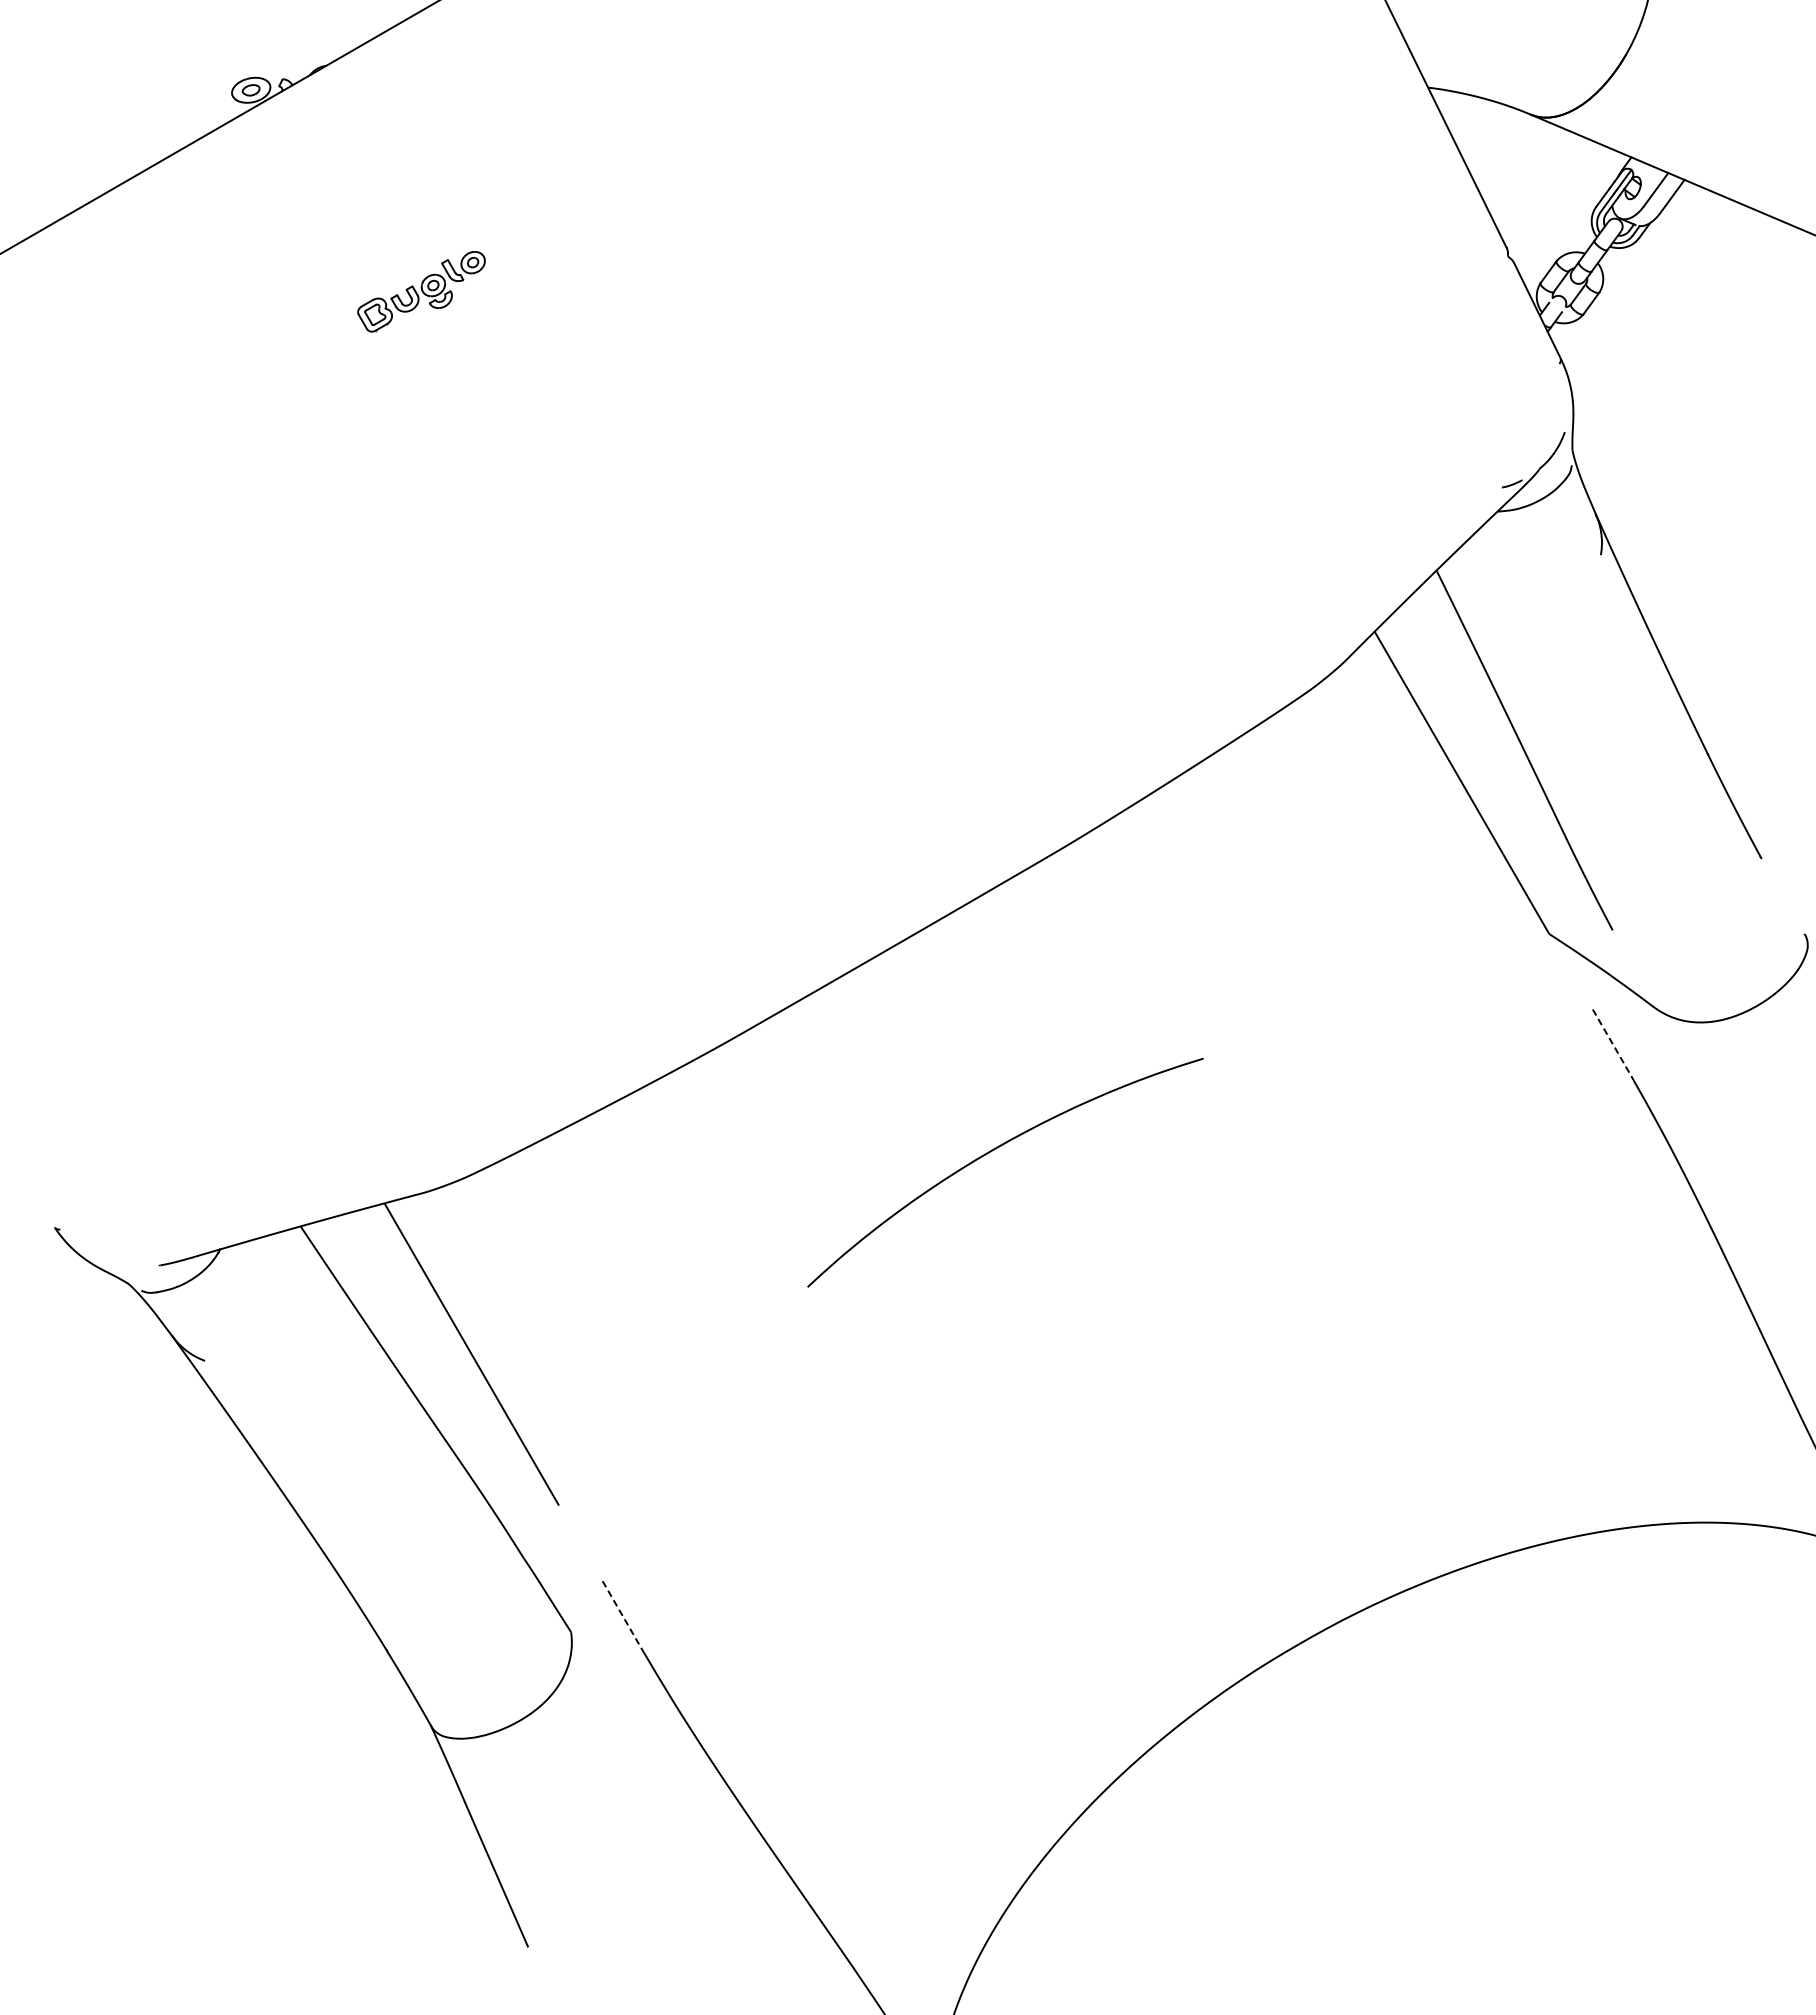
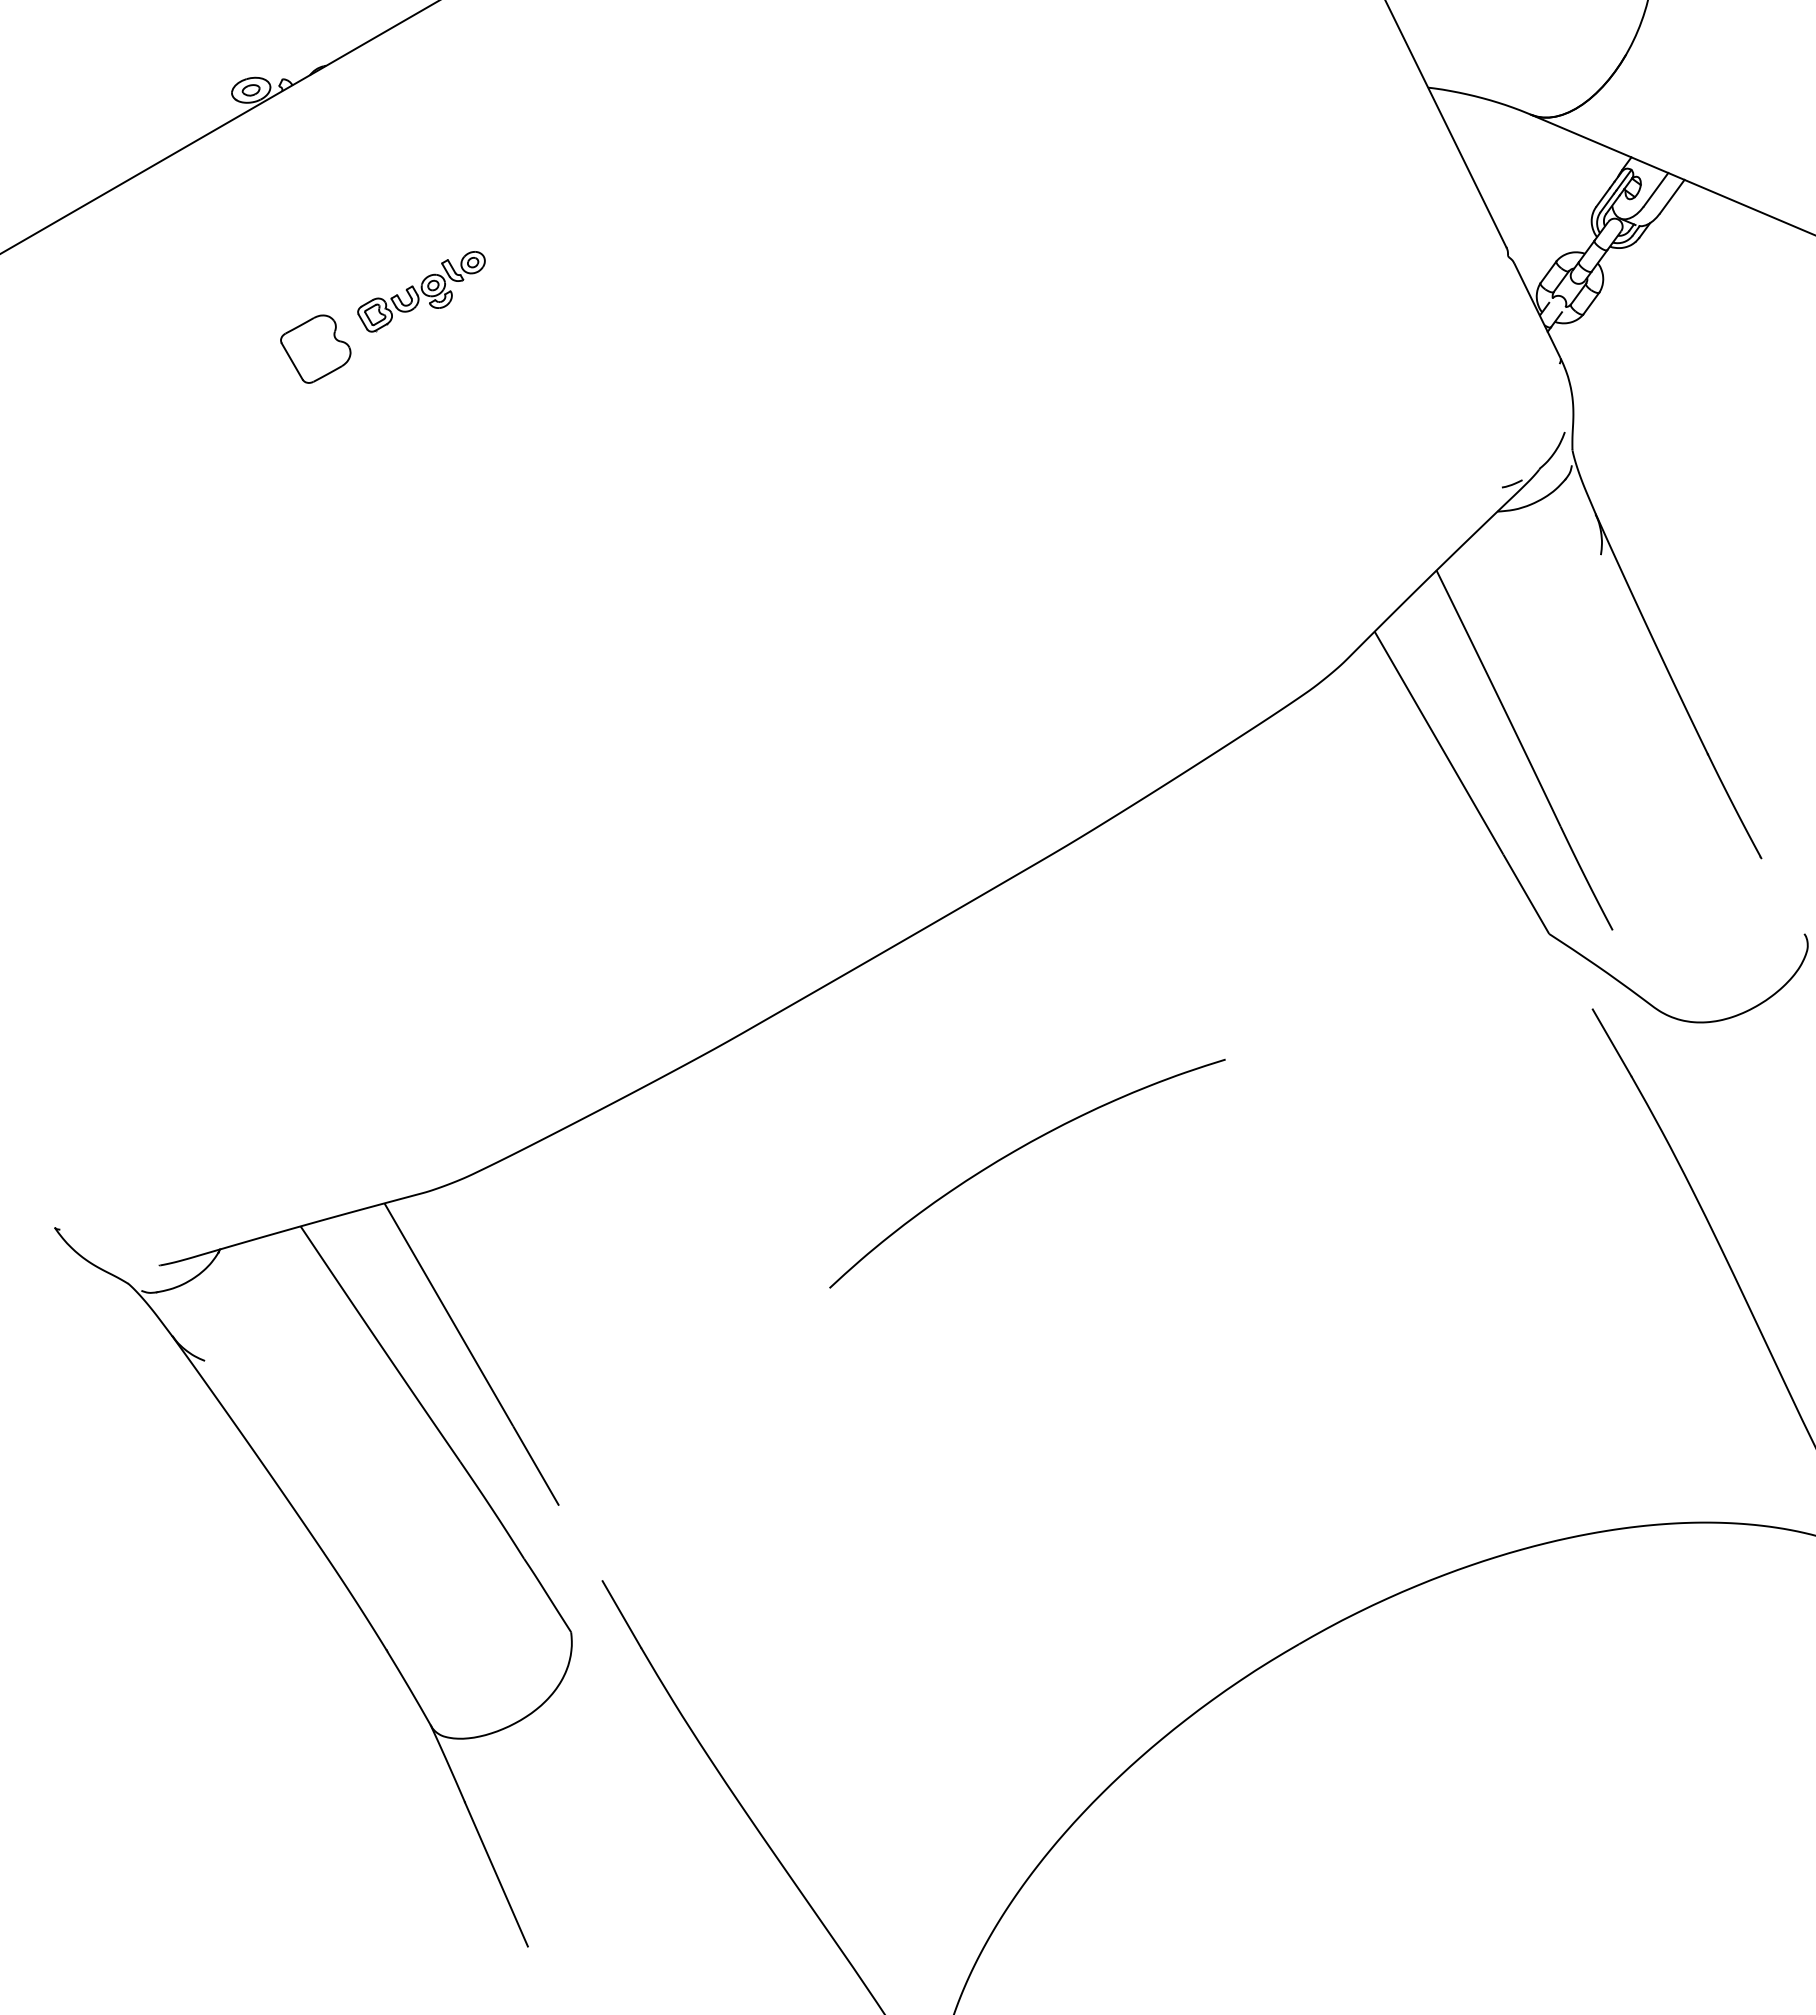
part: none -> present (315, 348)
line: dashed -> solid (1612, 1043)
curve position: (994, 1150) -> (1016, 1151) (1016, 1151)
line: dashed -> solid (622, 1614)
